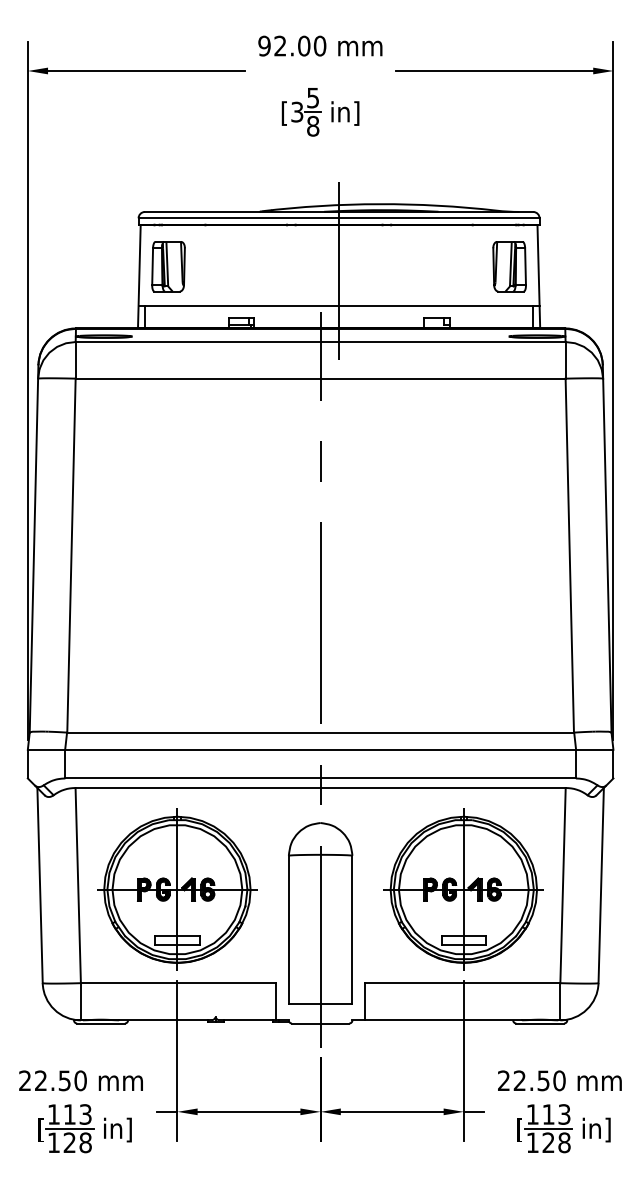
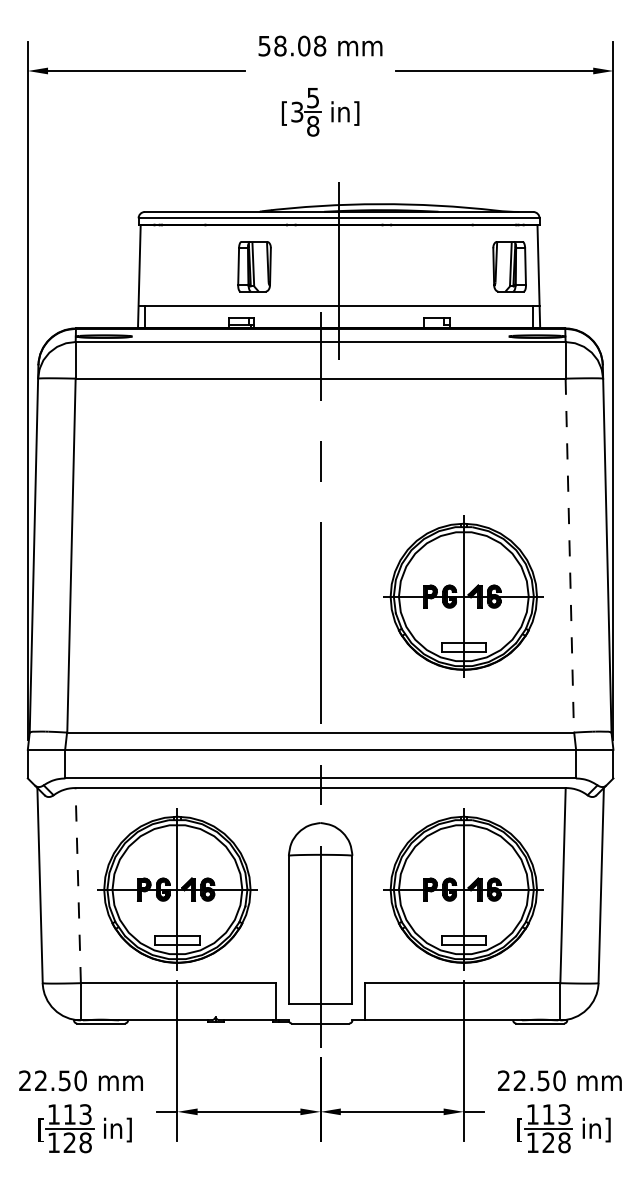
text: 92.00 -> 58.08 (292, 45)
part position: (168, 266) -> (254, 266) (254, 266)
line: solid -> dashed (569, 556)
part: none -> present (463, 596)
line: solid -> dashed (78, 885)
